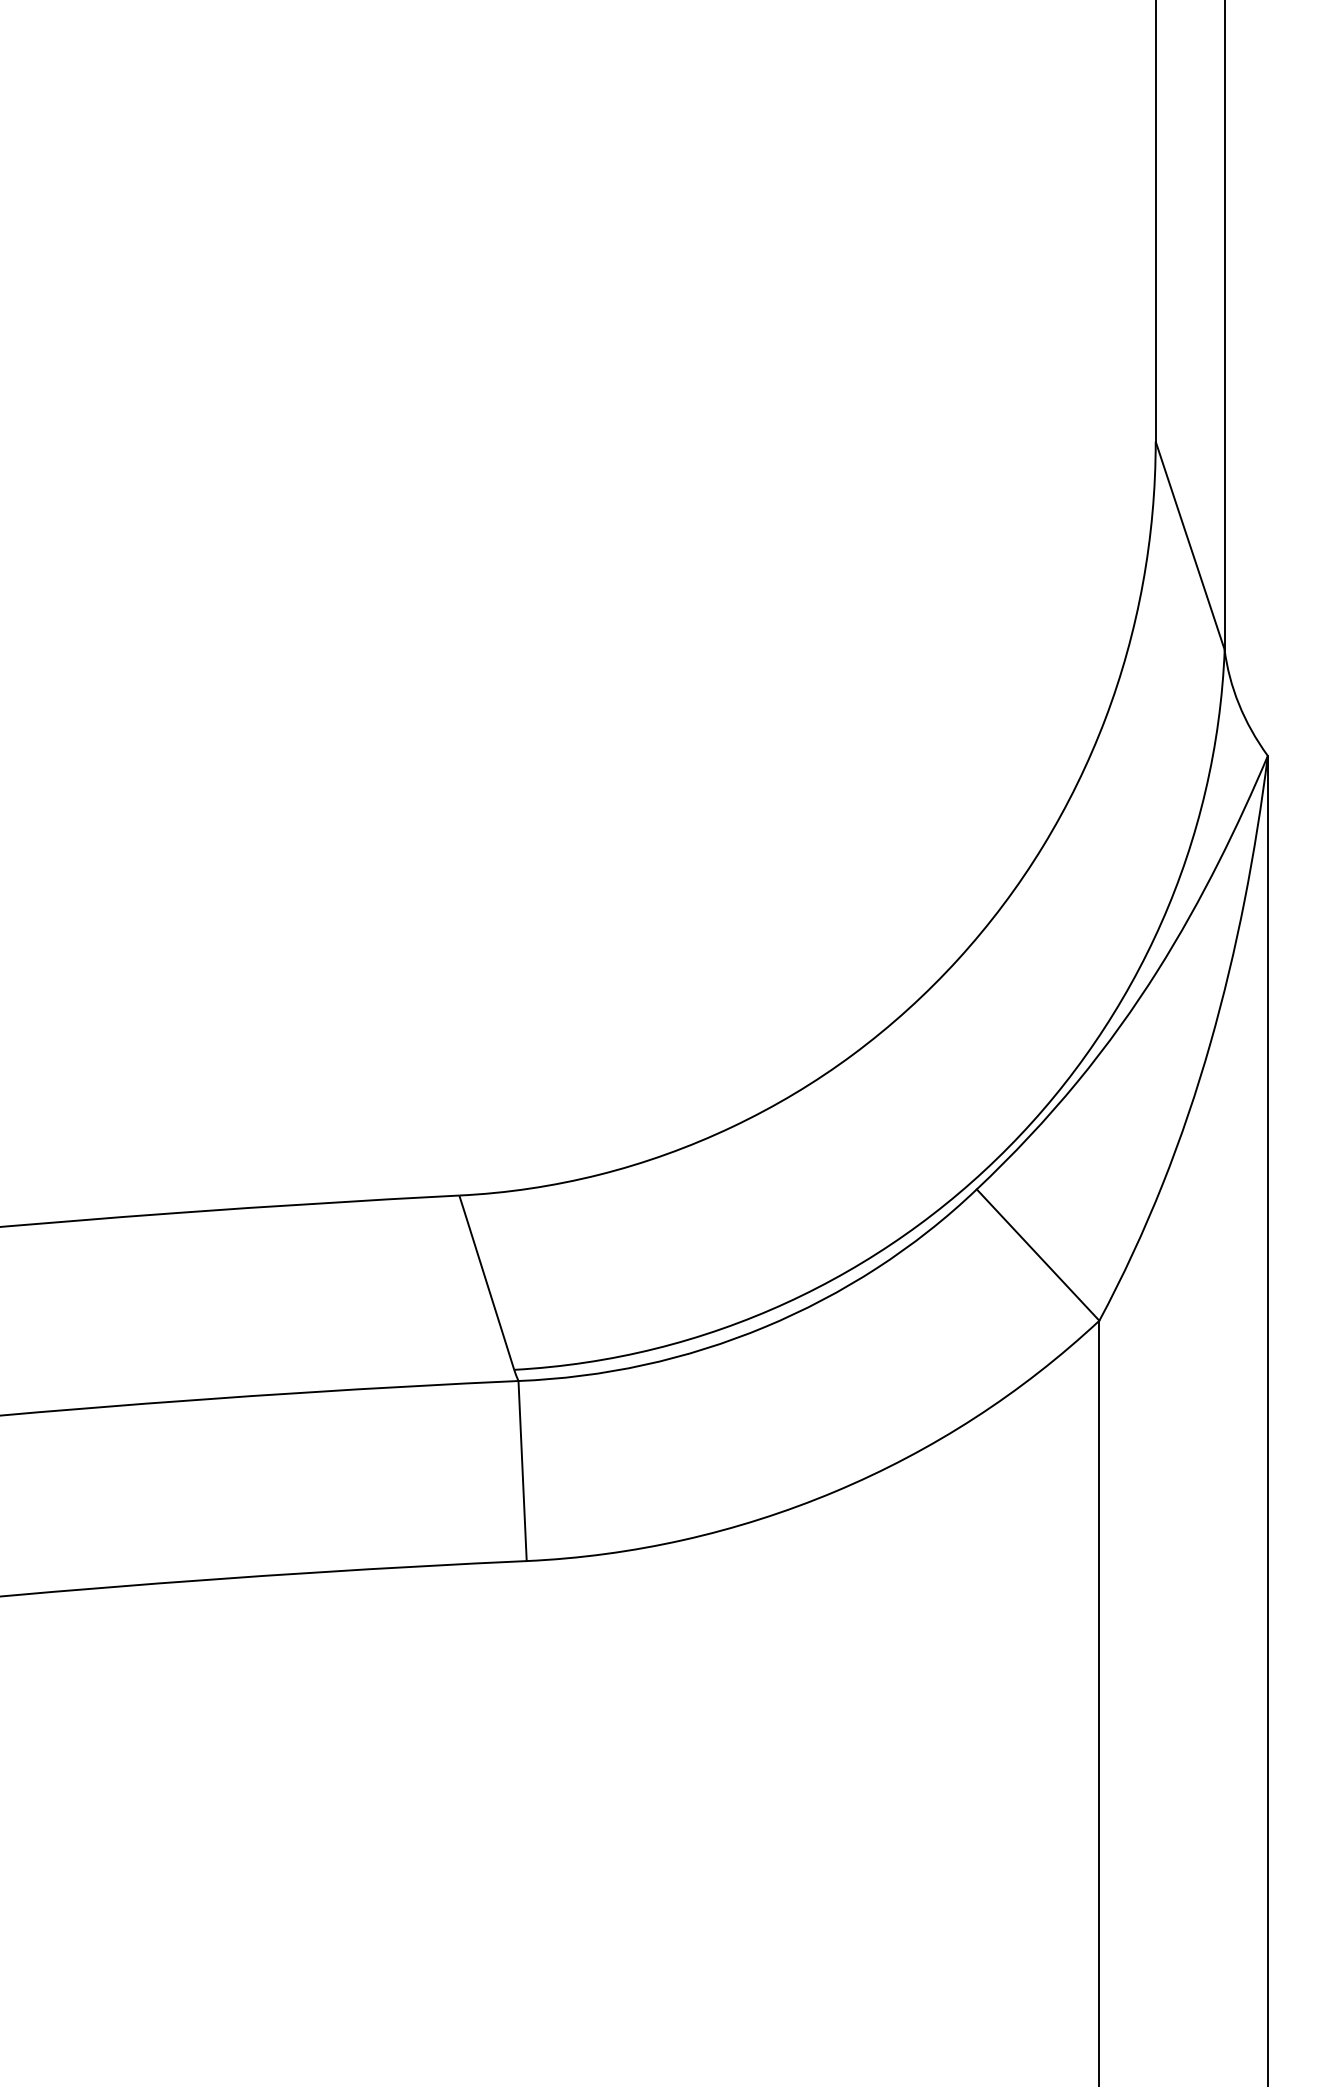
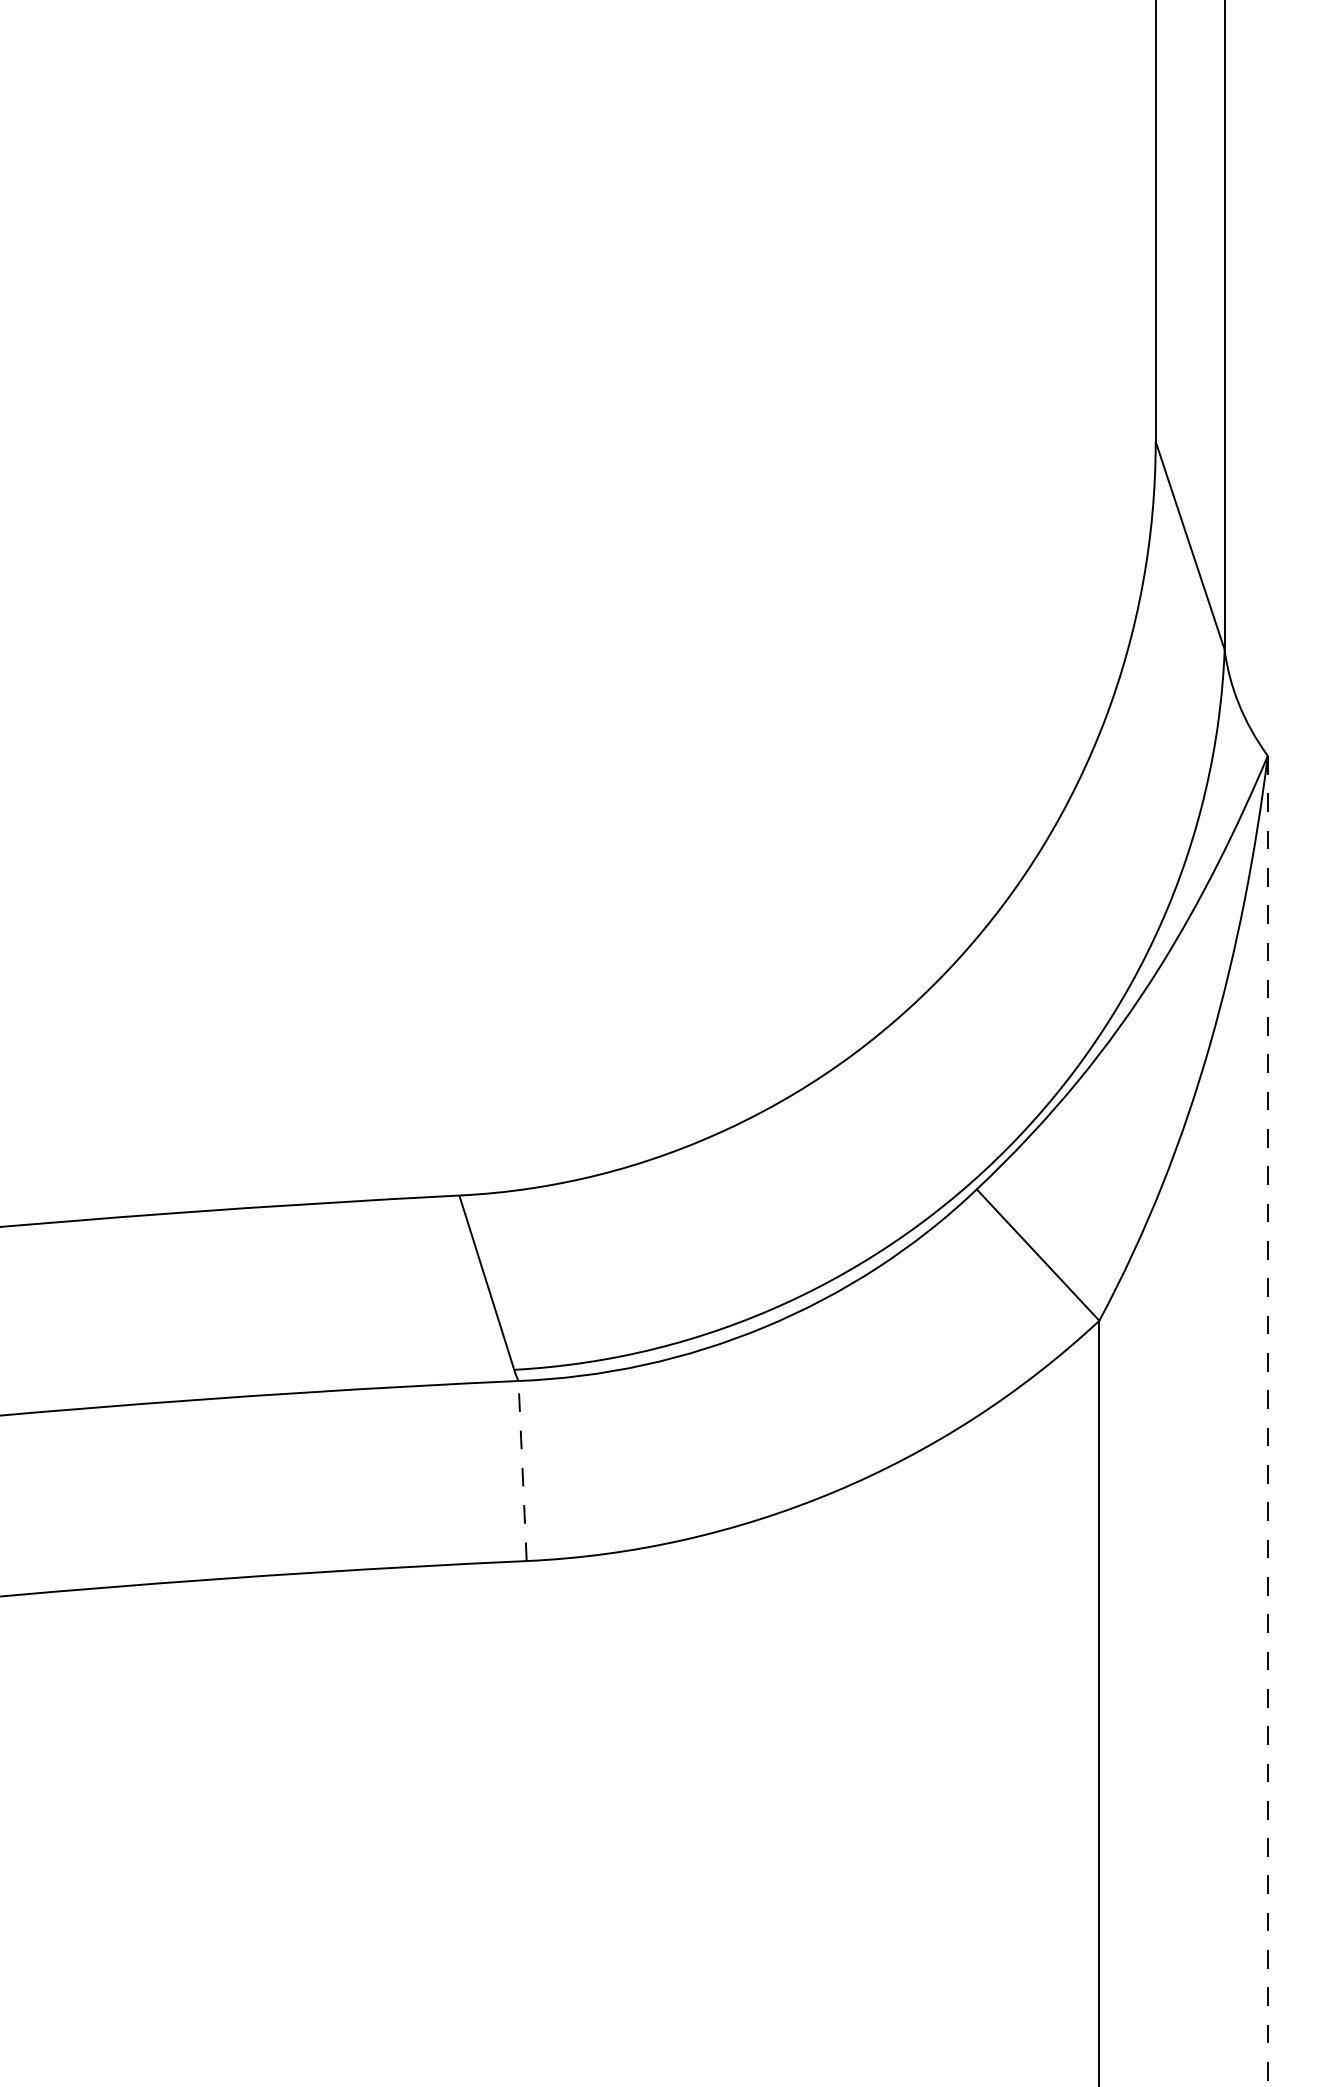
line: solid -> dashed (1267, 1421)
line: solid -> dashed (522, 1470)
